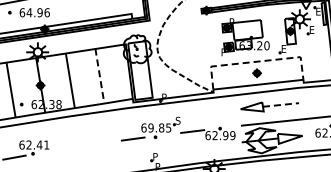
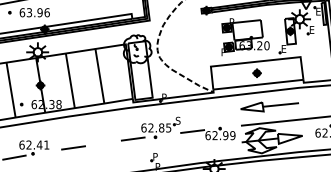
text: 64.96 -> 63.96 (29, 12)
line: dashed -> solid (255, 61)
line: dashed -> solid (99, 76)
line: dashed -> solid (281, 104)
text: 69.85 -> 62.85 (150, 127)
line: none -> present (73, 147)
